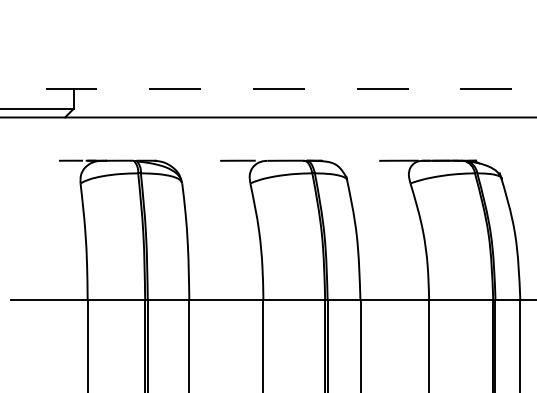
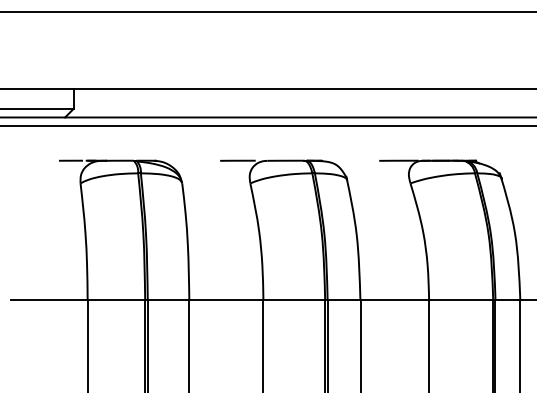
line: none -> present (267, 11)
line: dashed -> solid (268, 89)
line: none -> present (267, 125)
